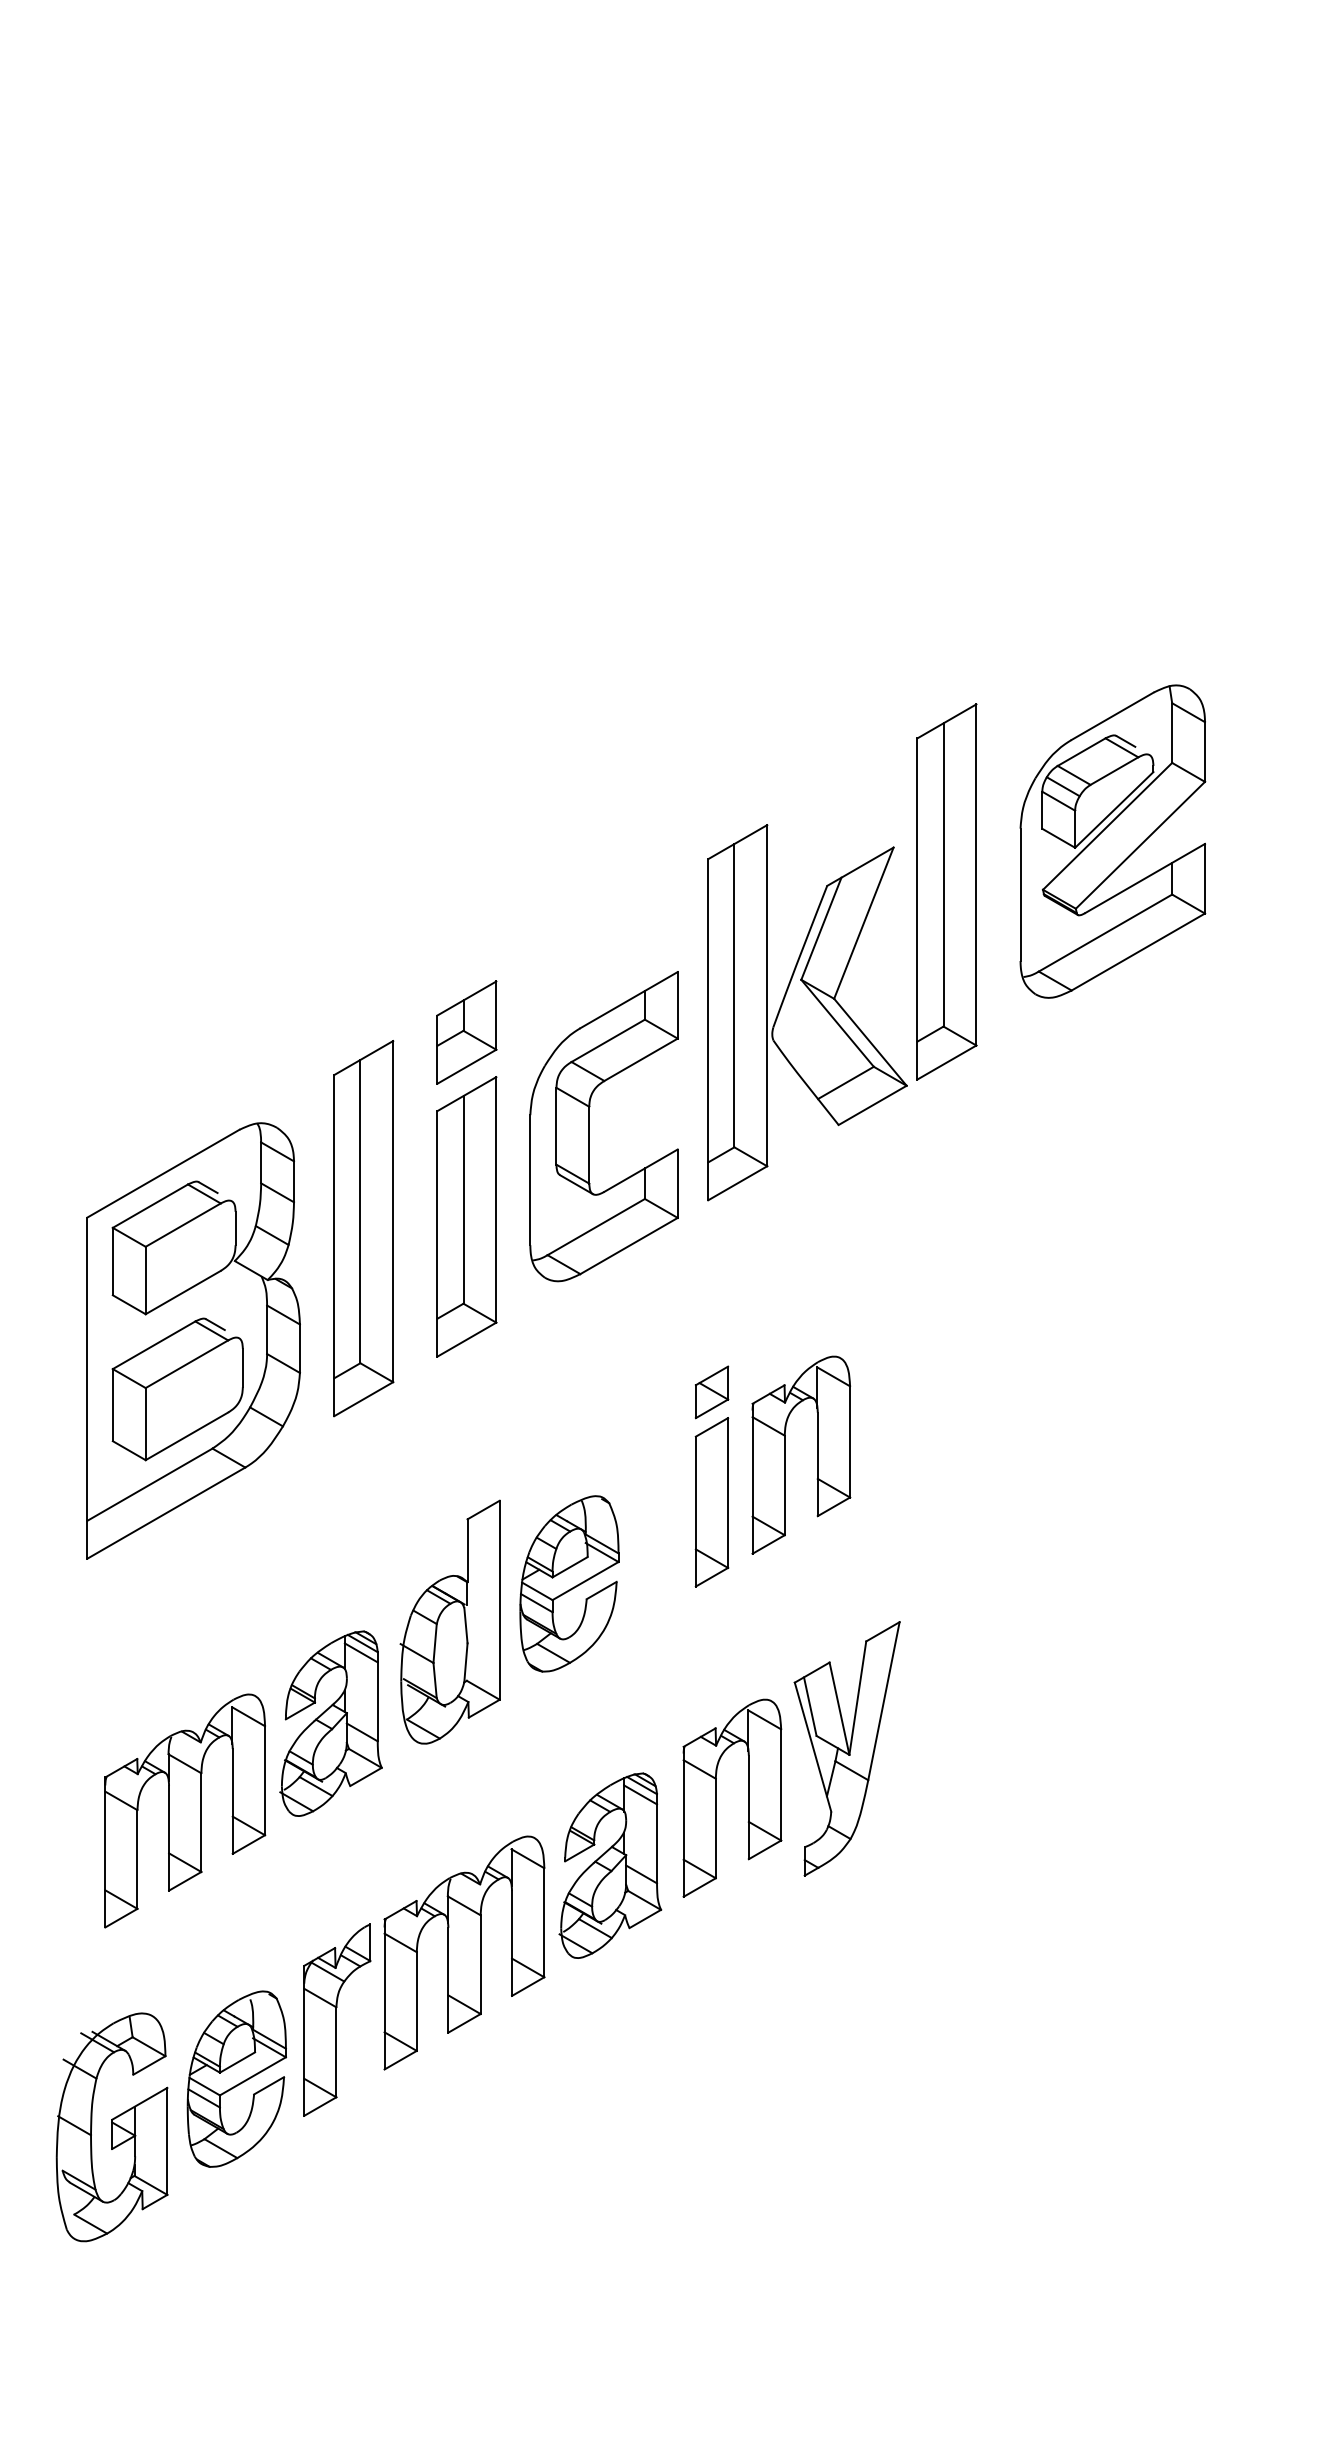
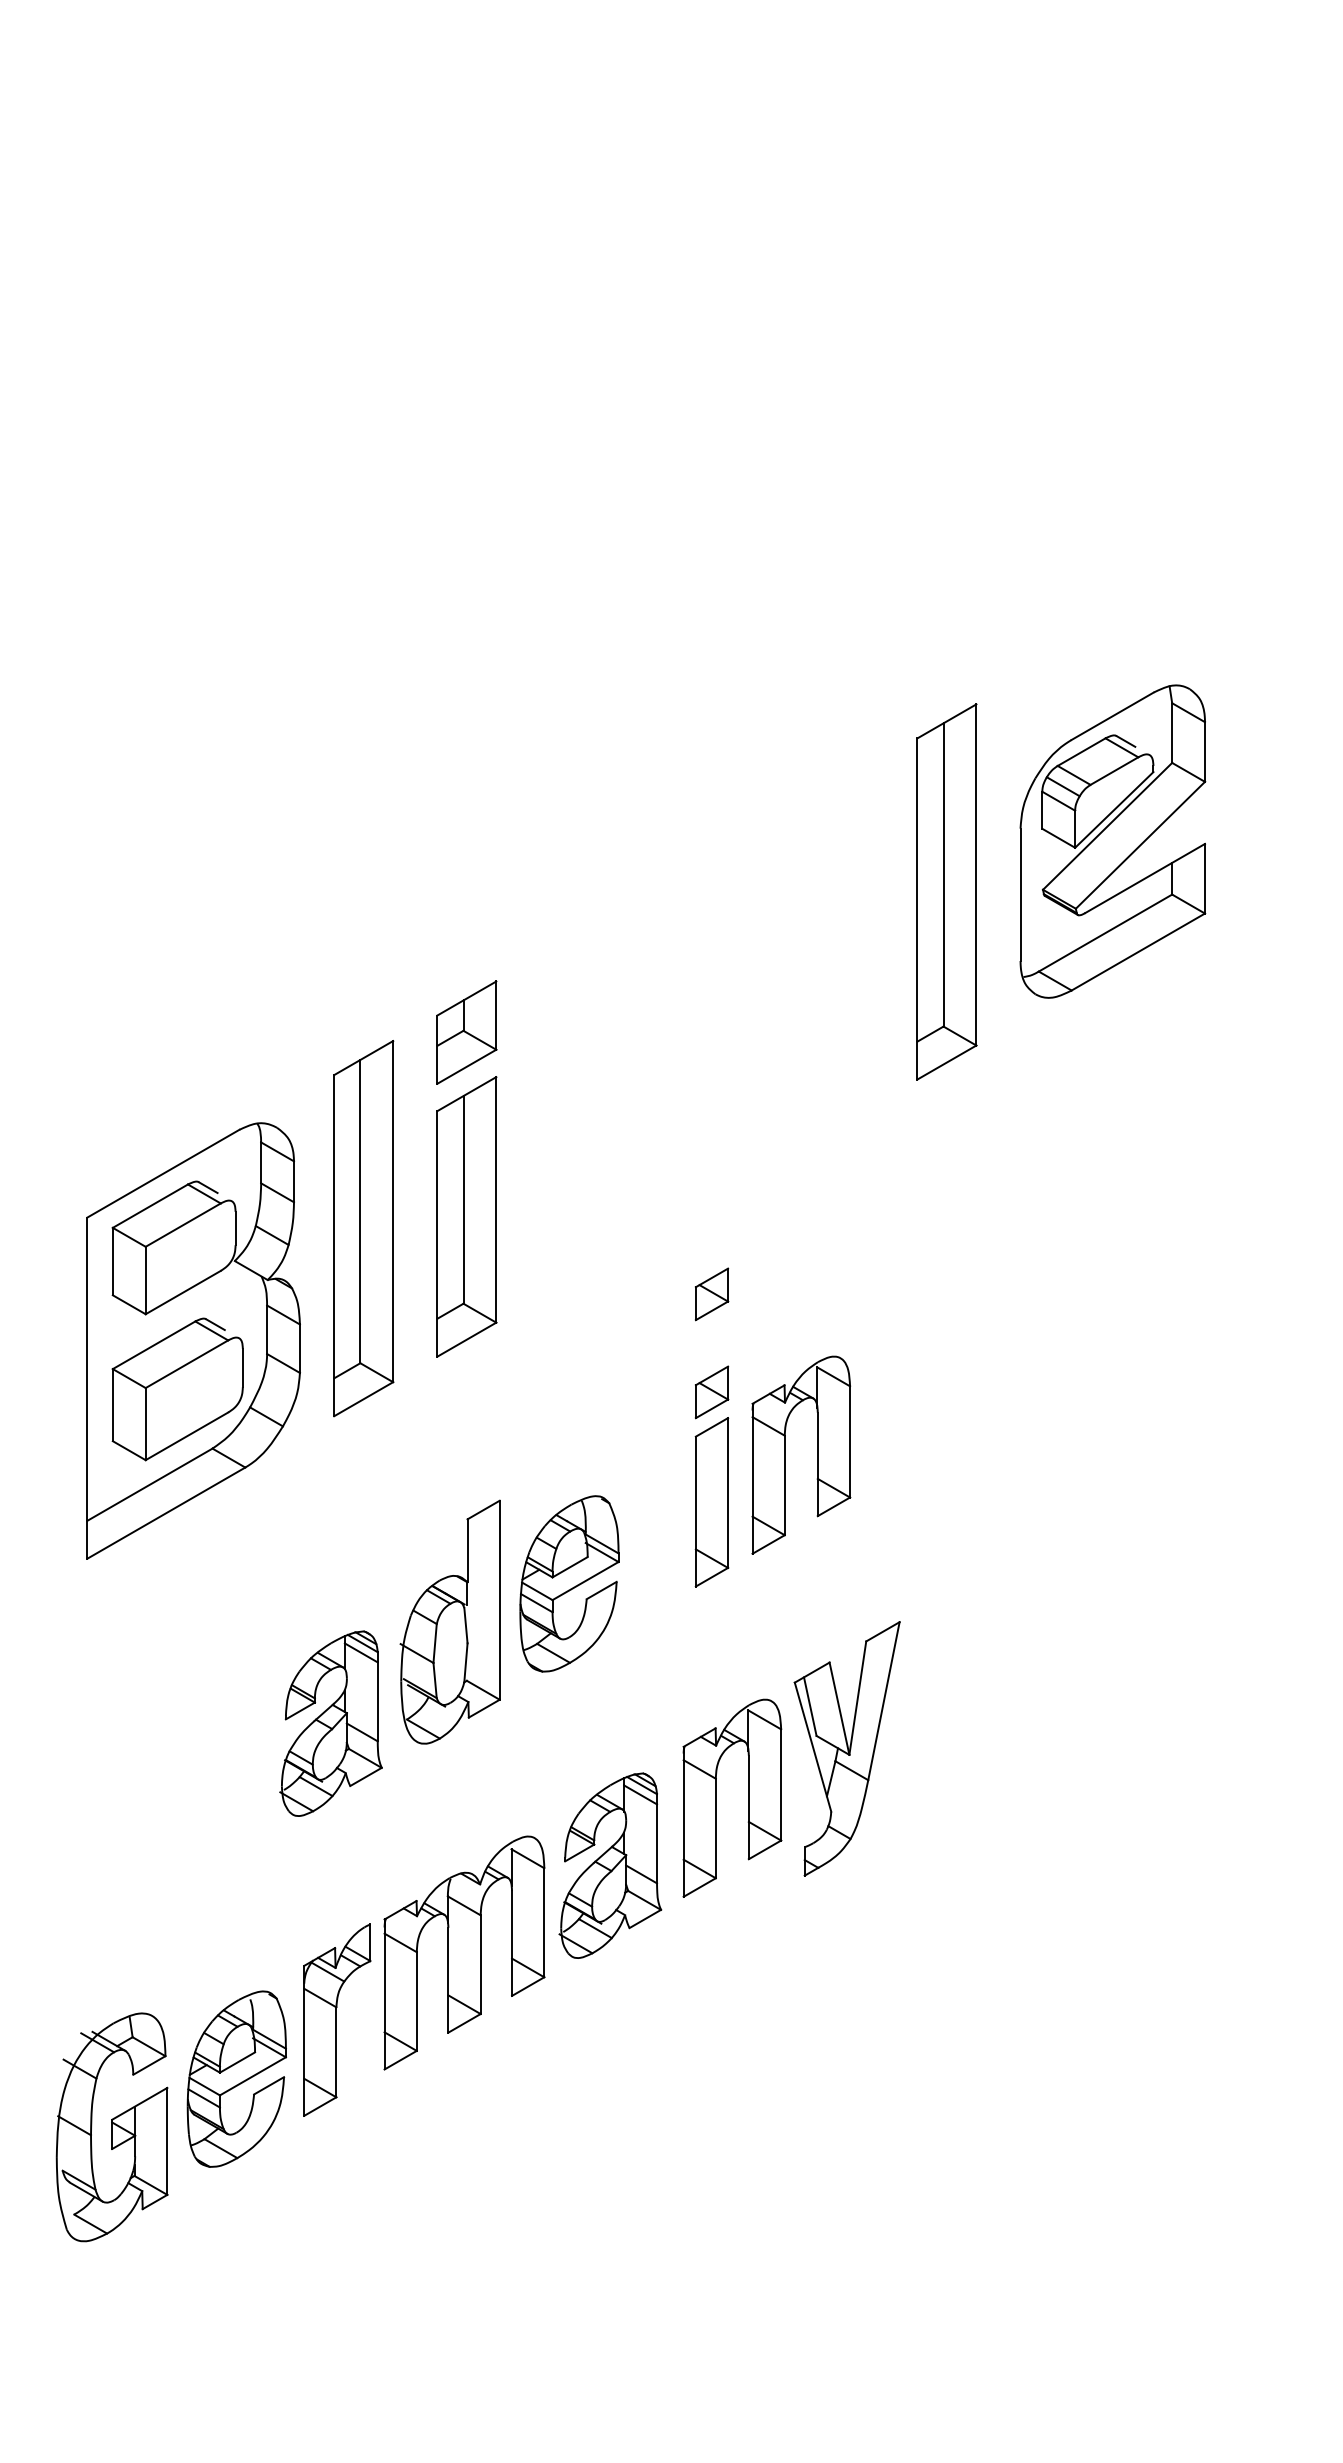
part: present -> none (807, 1012)
part: present -> none (589, 1126)
part: none -> present (711, 1294)
part: present -> none (185, 1810)
